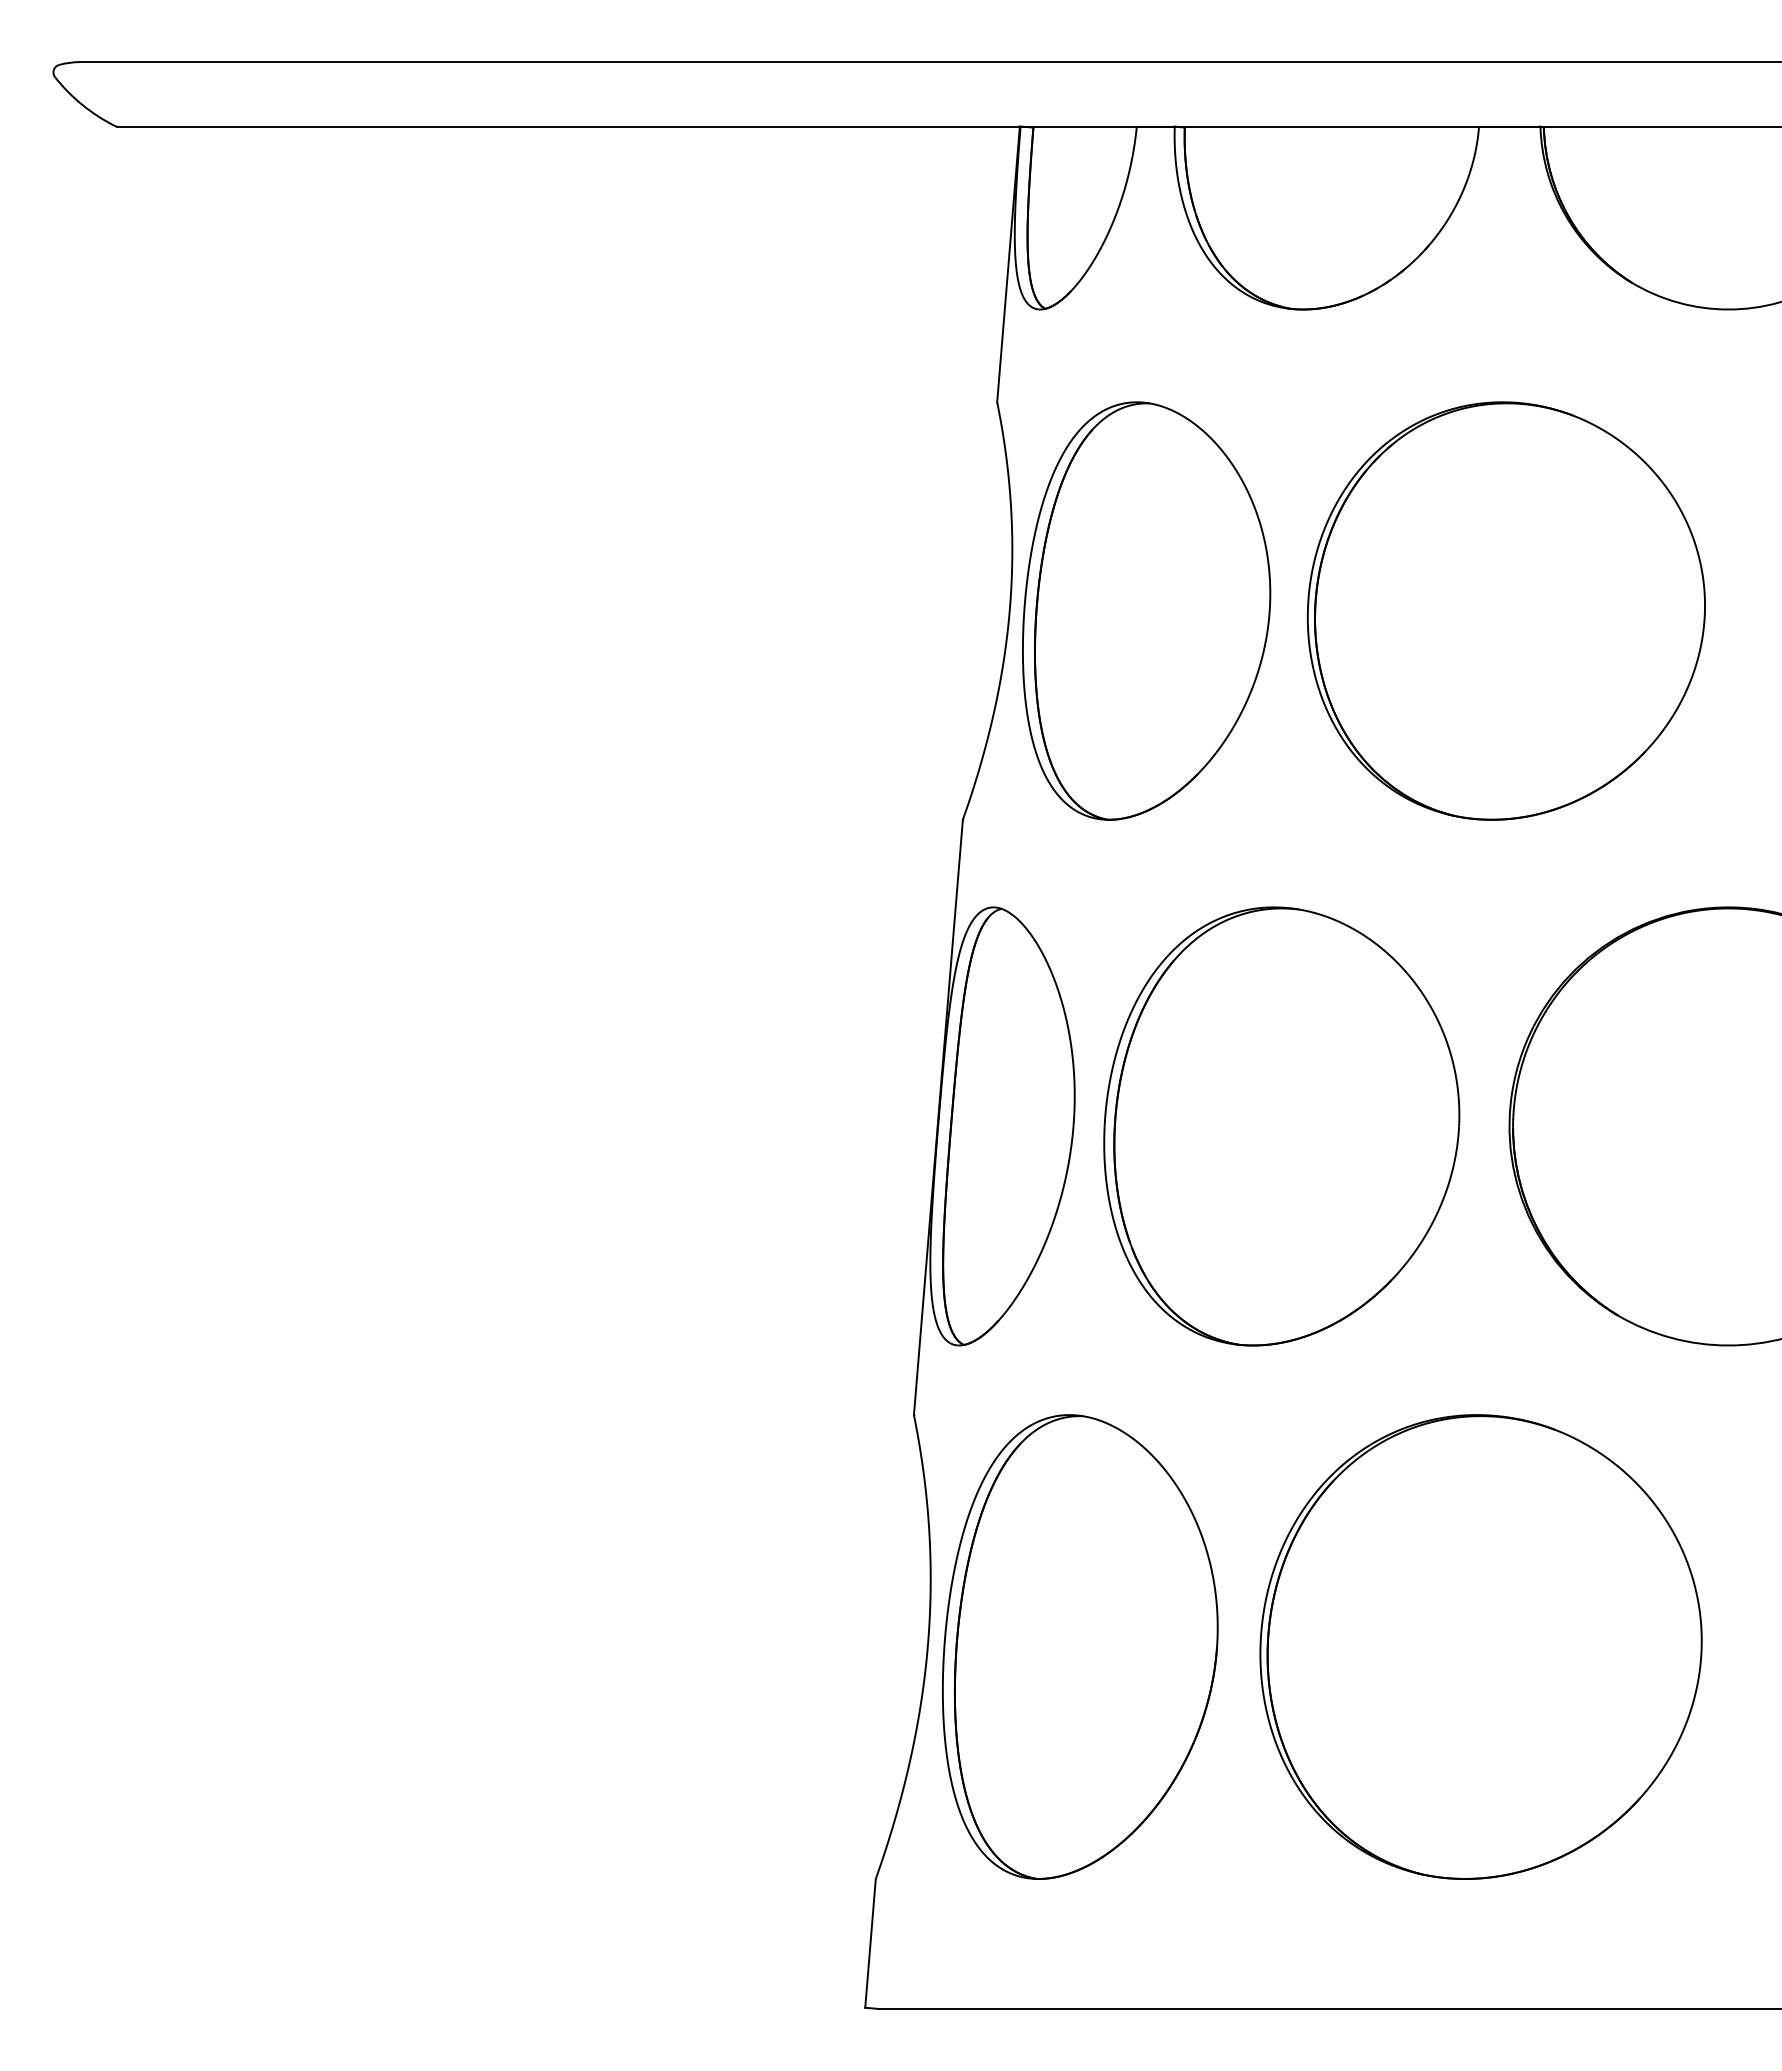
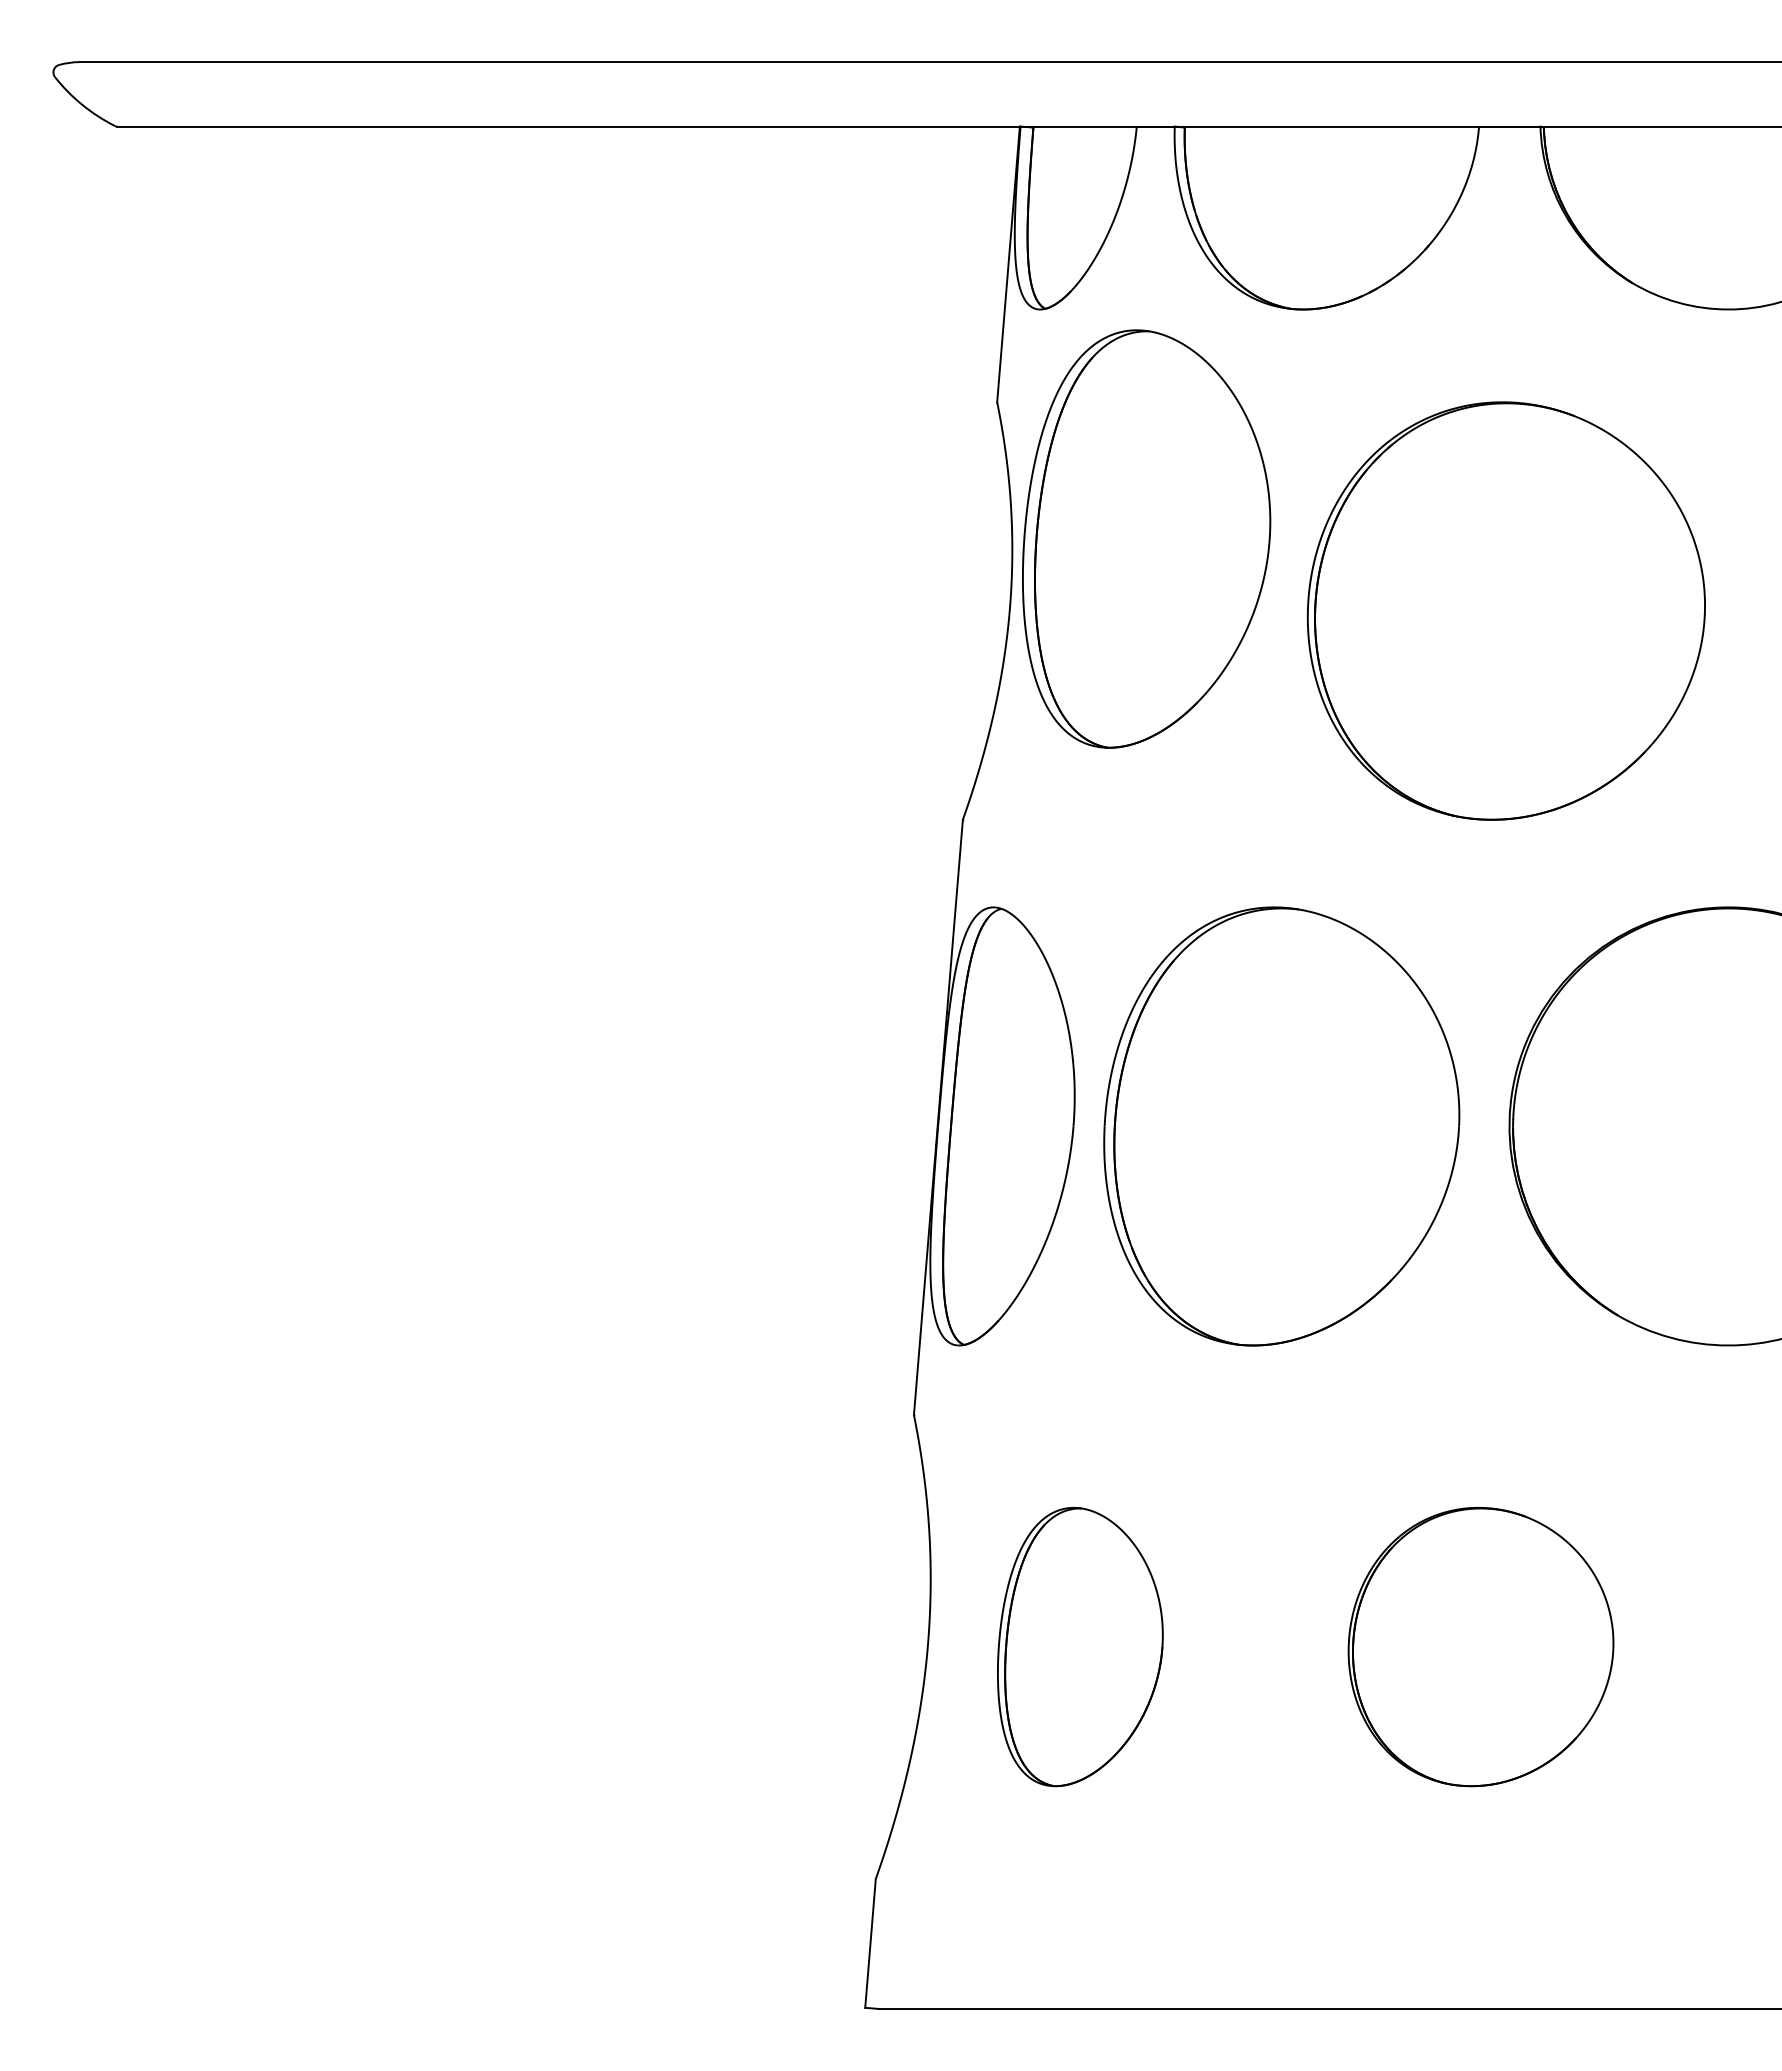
part position: (1146, 610) -> (1146, 538) (1146, 538)
part size: 277x466 px -> 167x281 px (1080, 1647)
part size: 444x466 px -> 268x281 px (1480, 1647)
